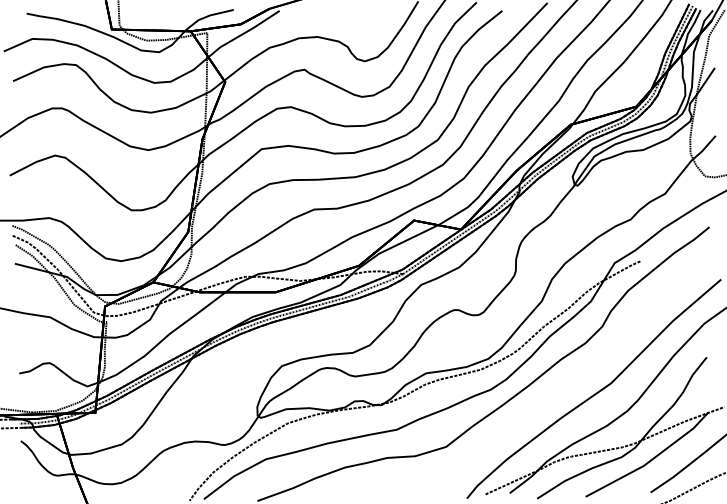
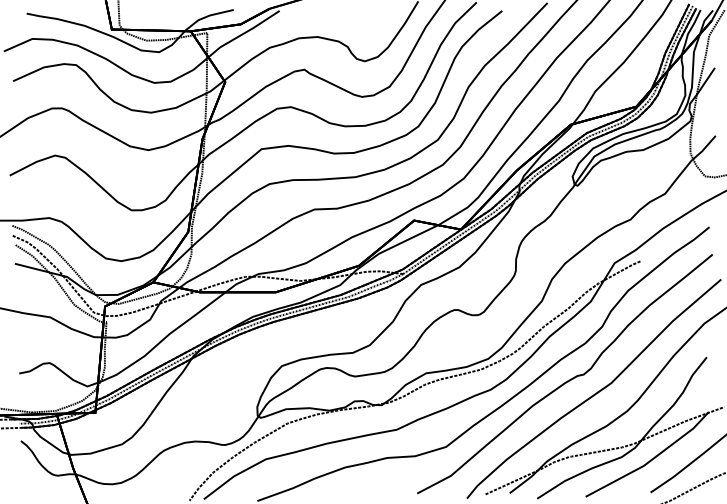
curve: none -> present (567, 380)
